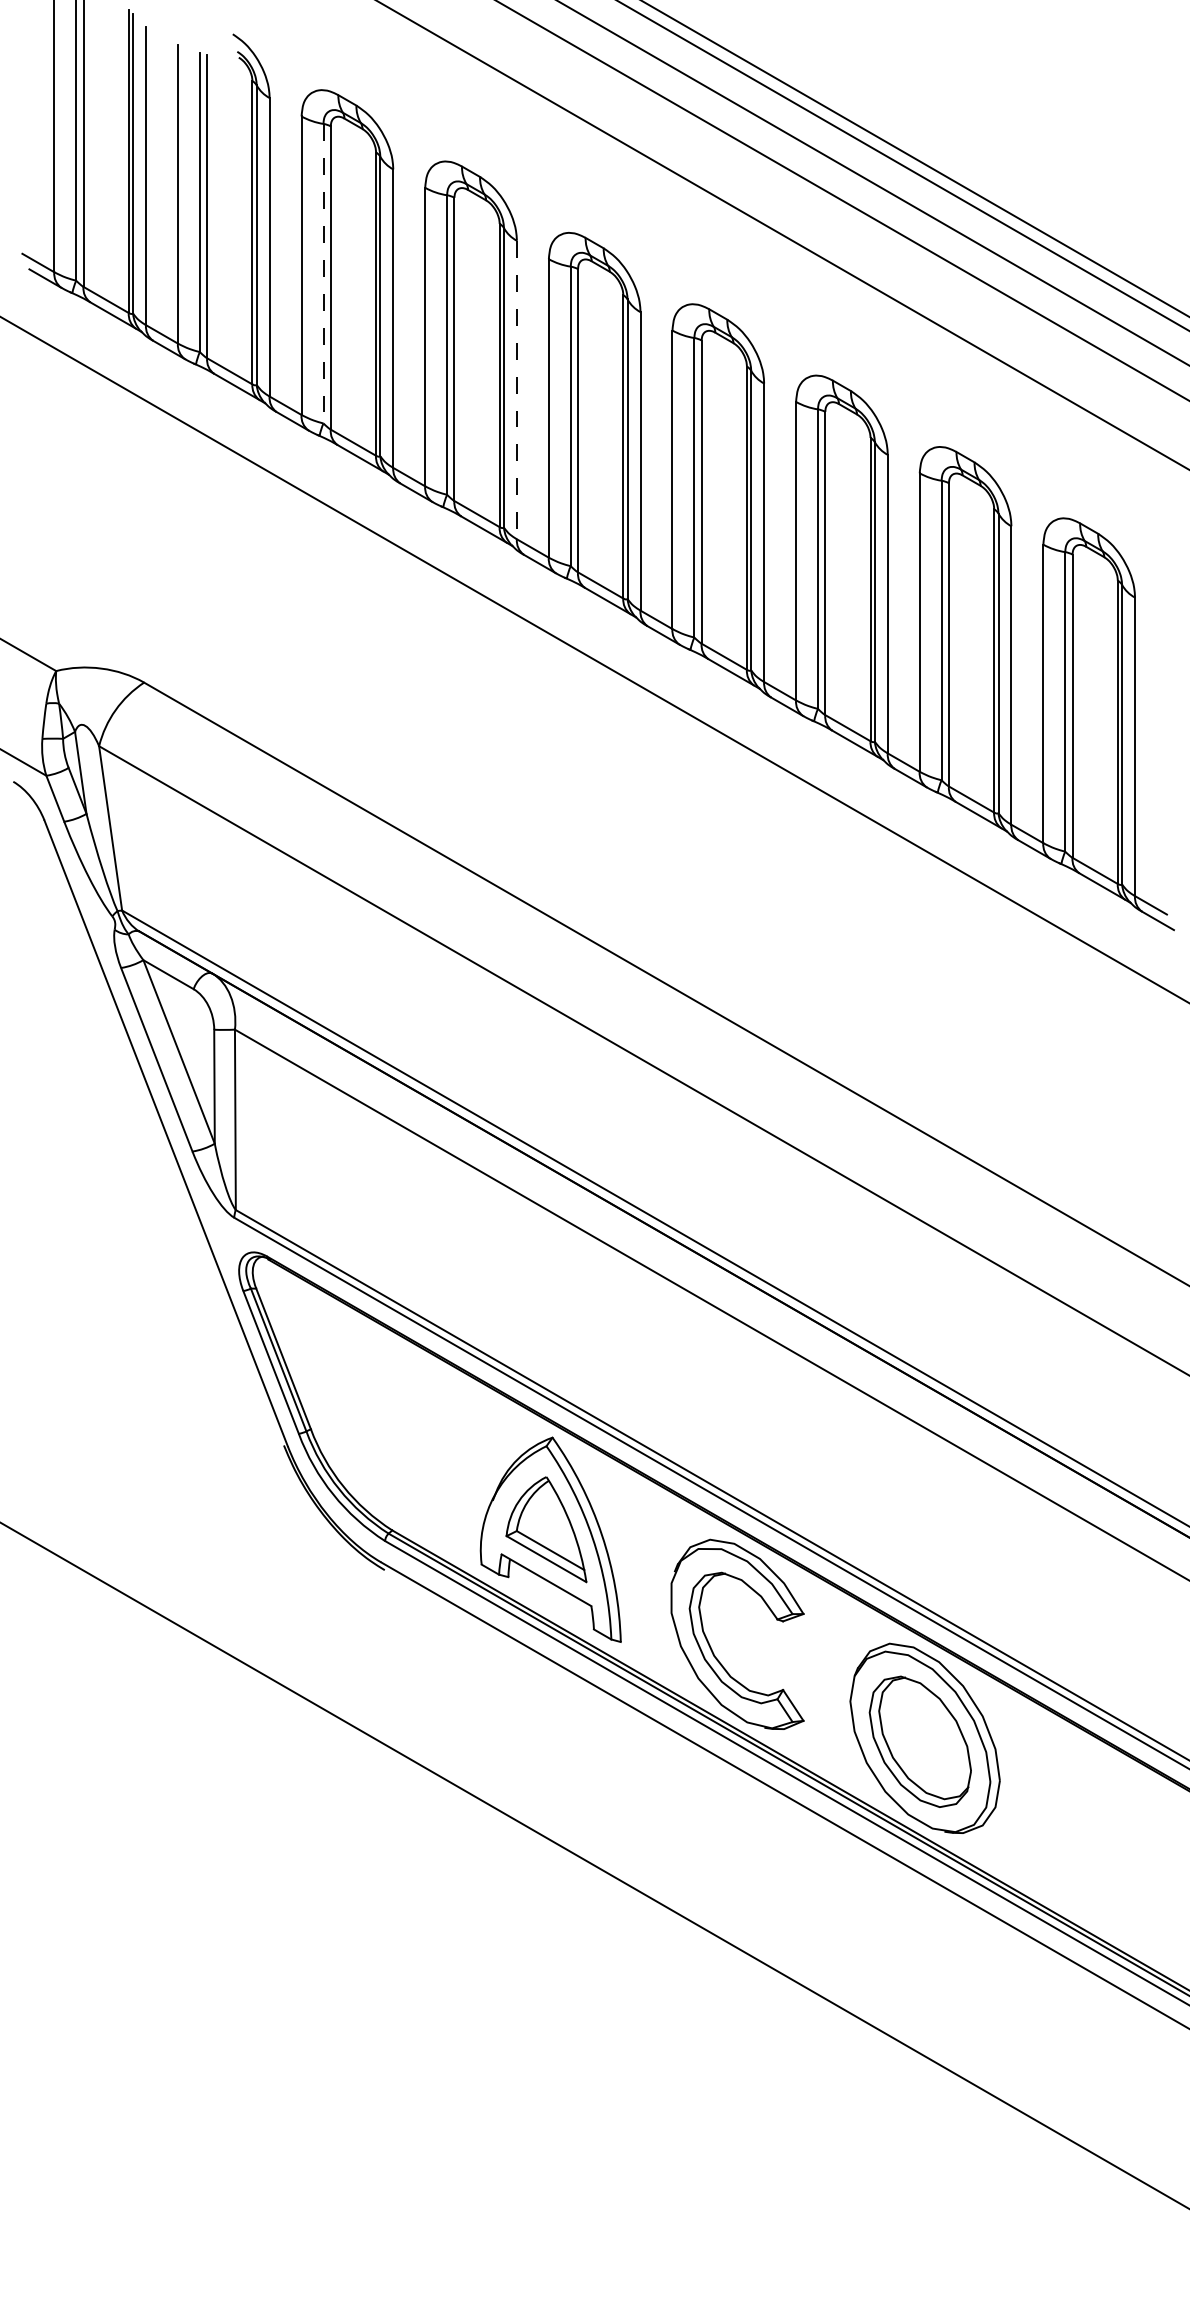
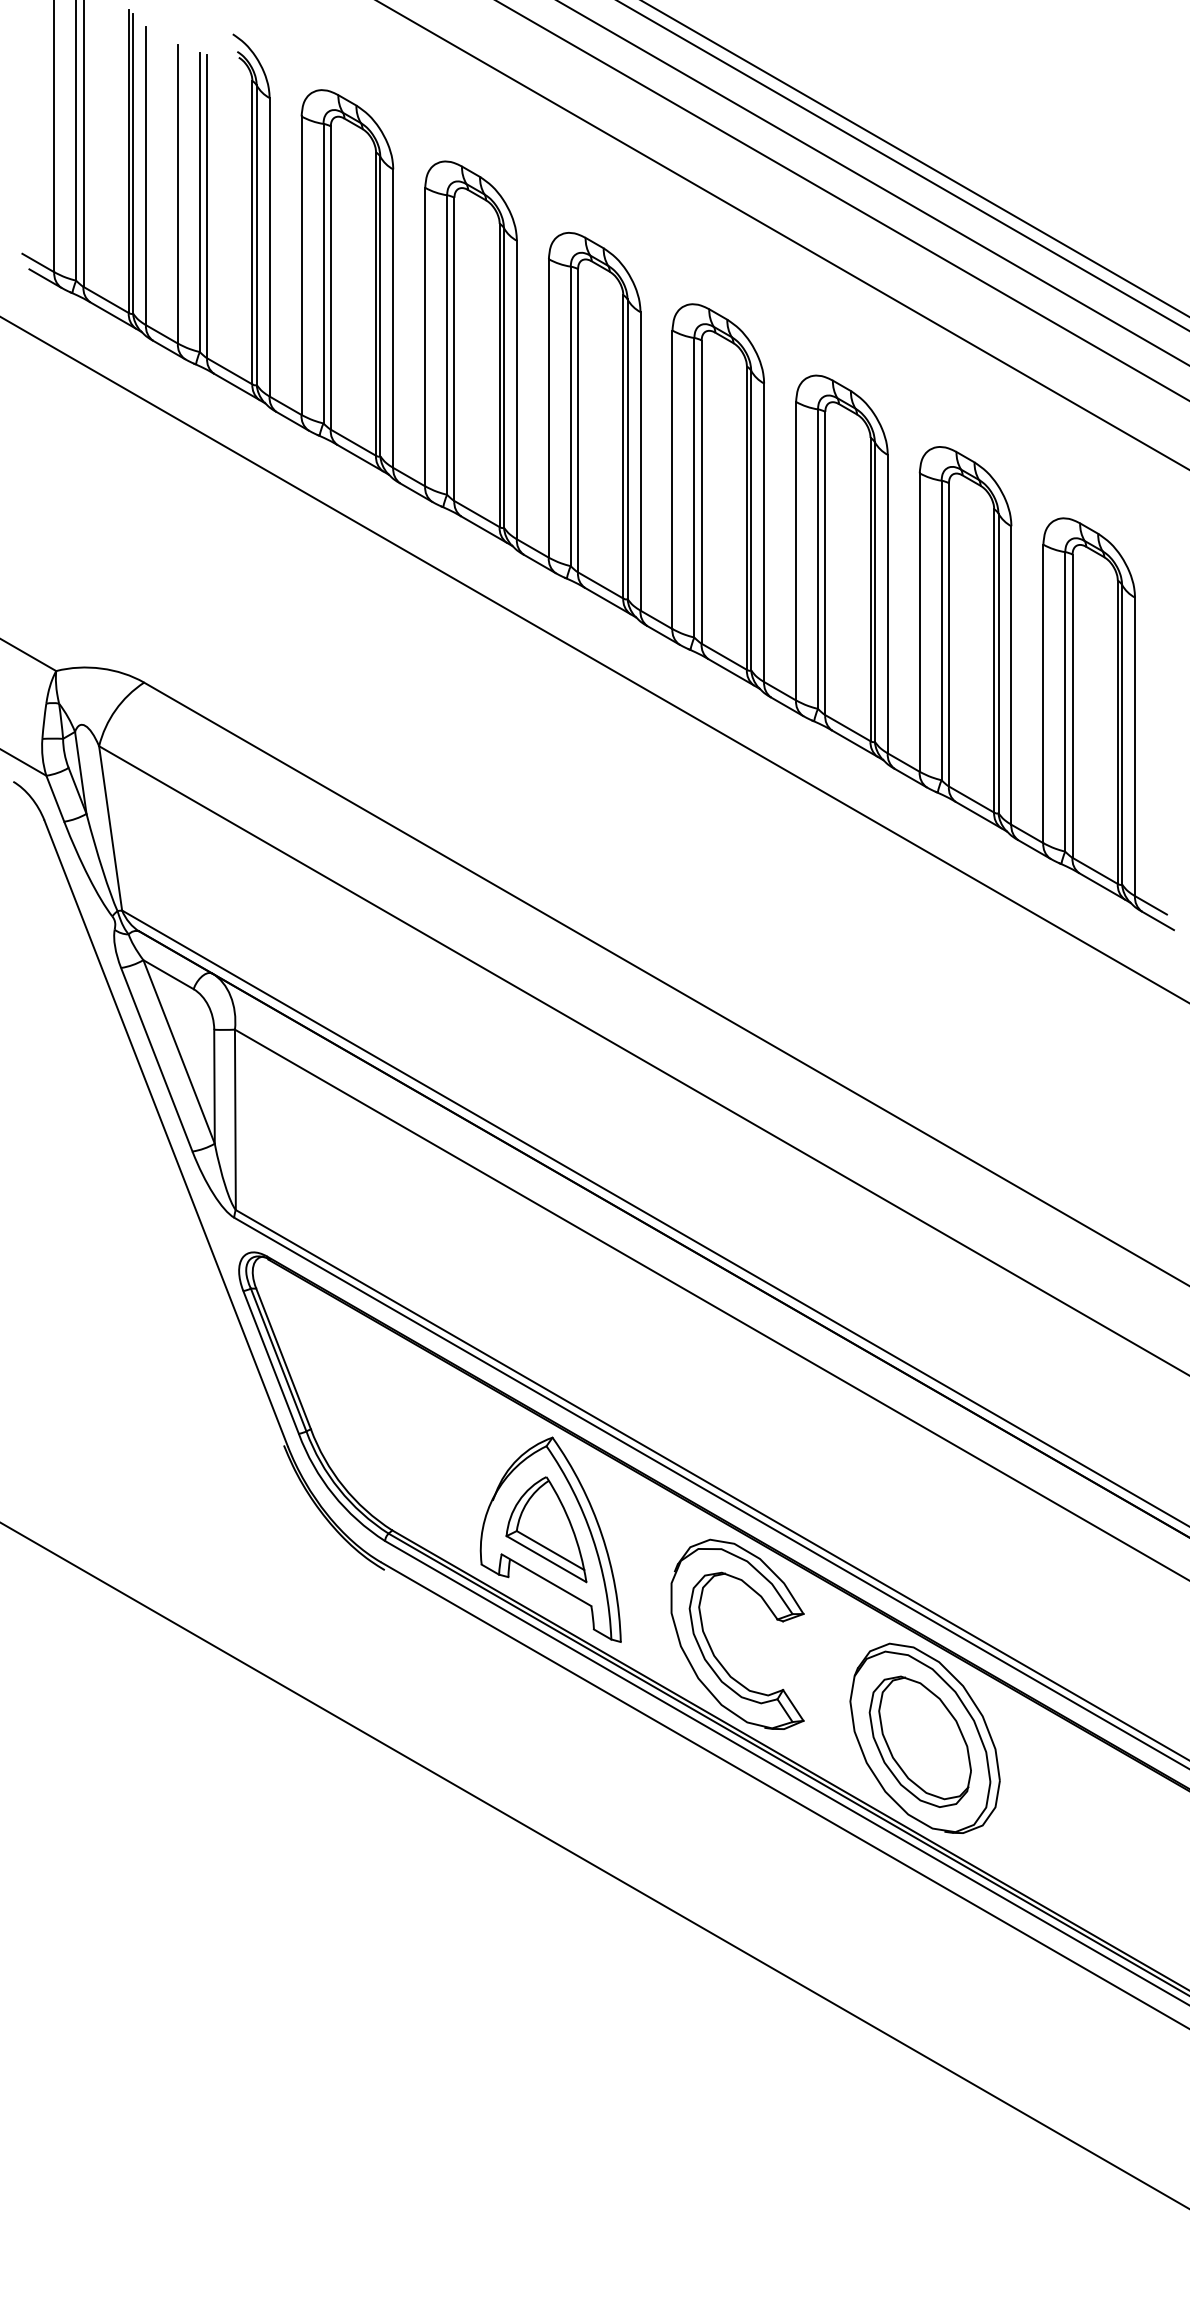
line: dashed -> solid (323, 273)
line: dashed -> solid (516, 390)
